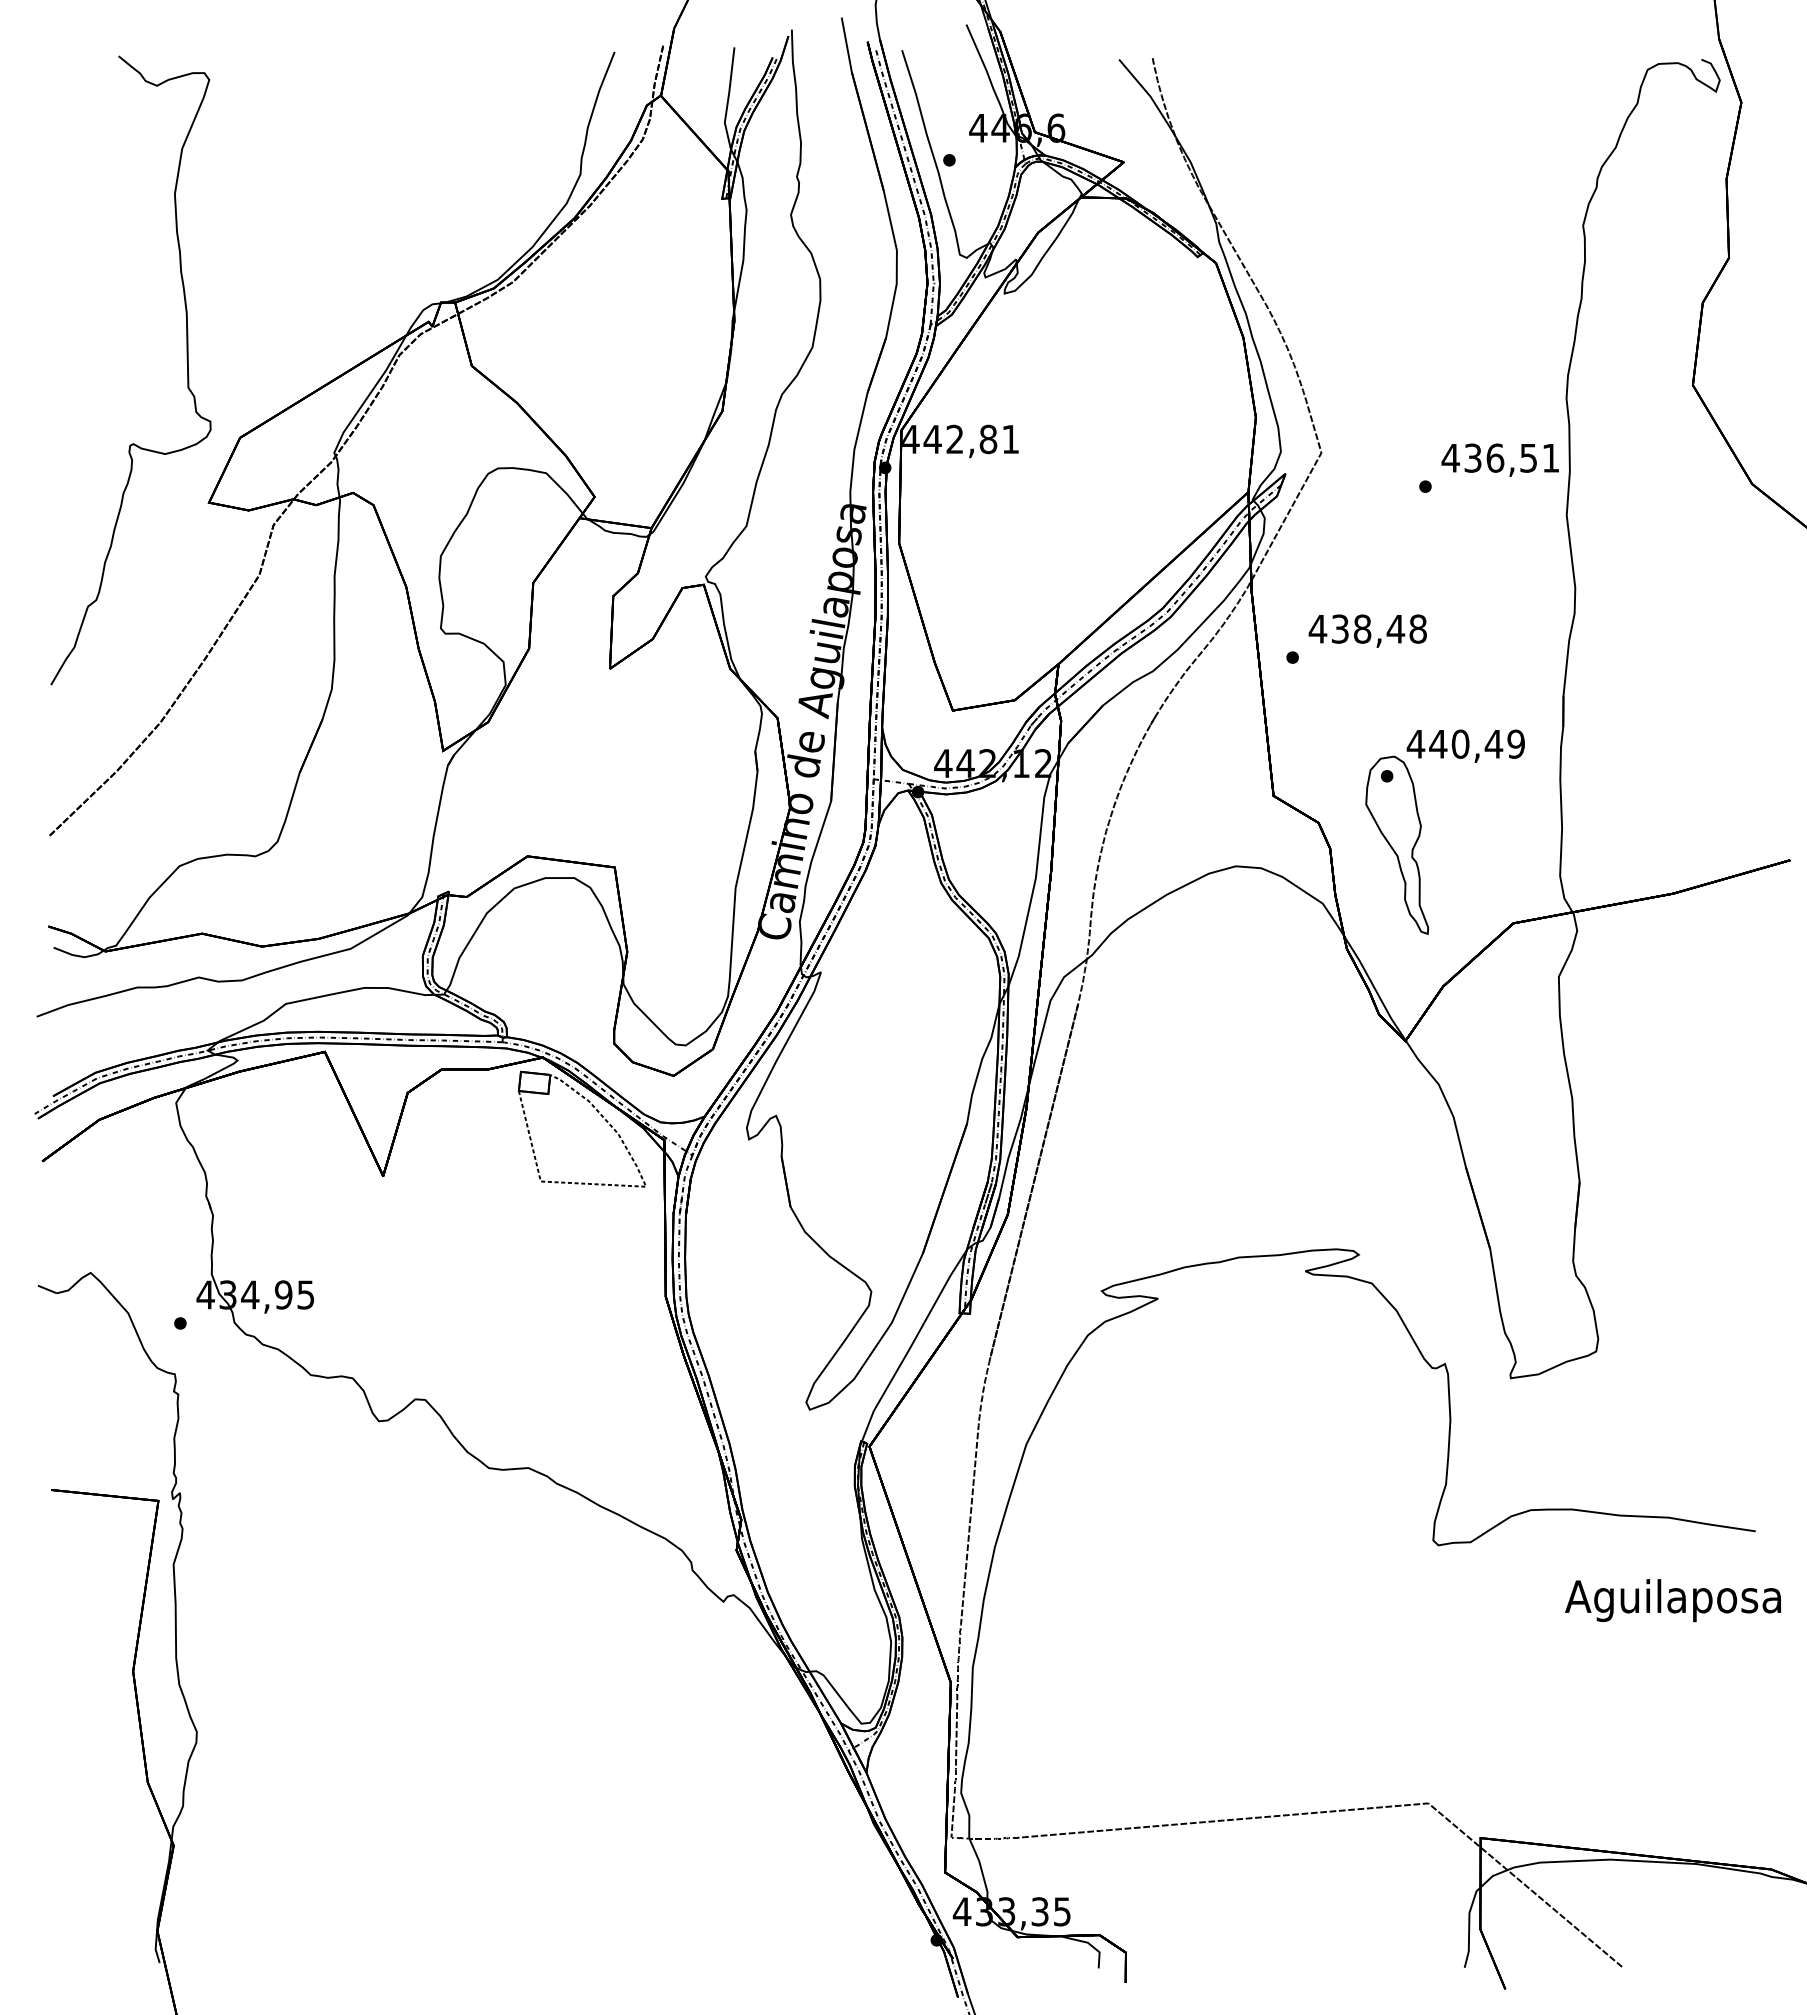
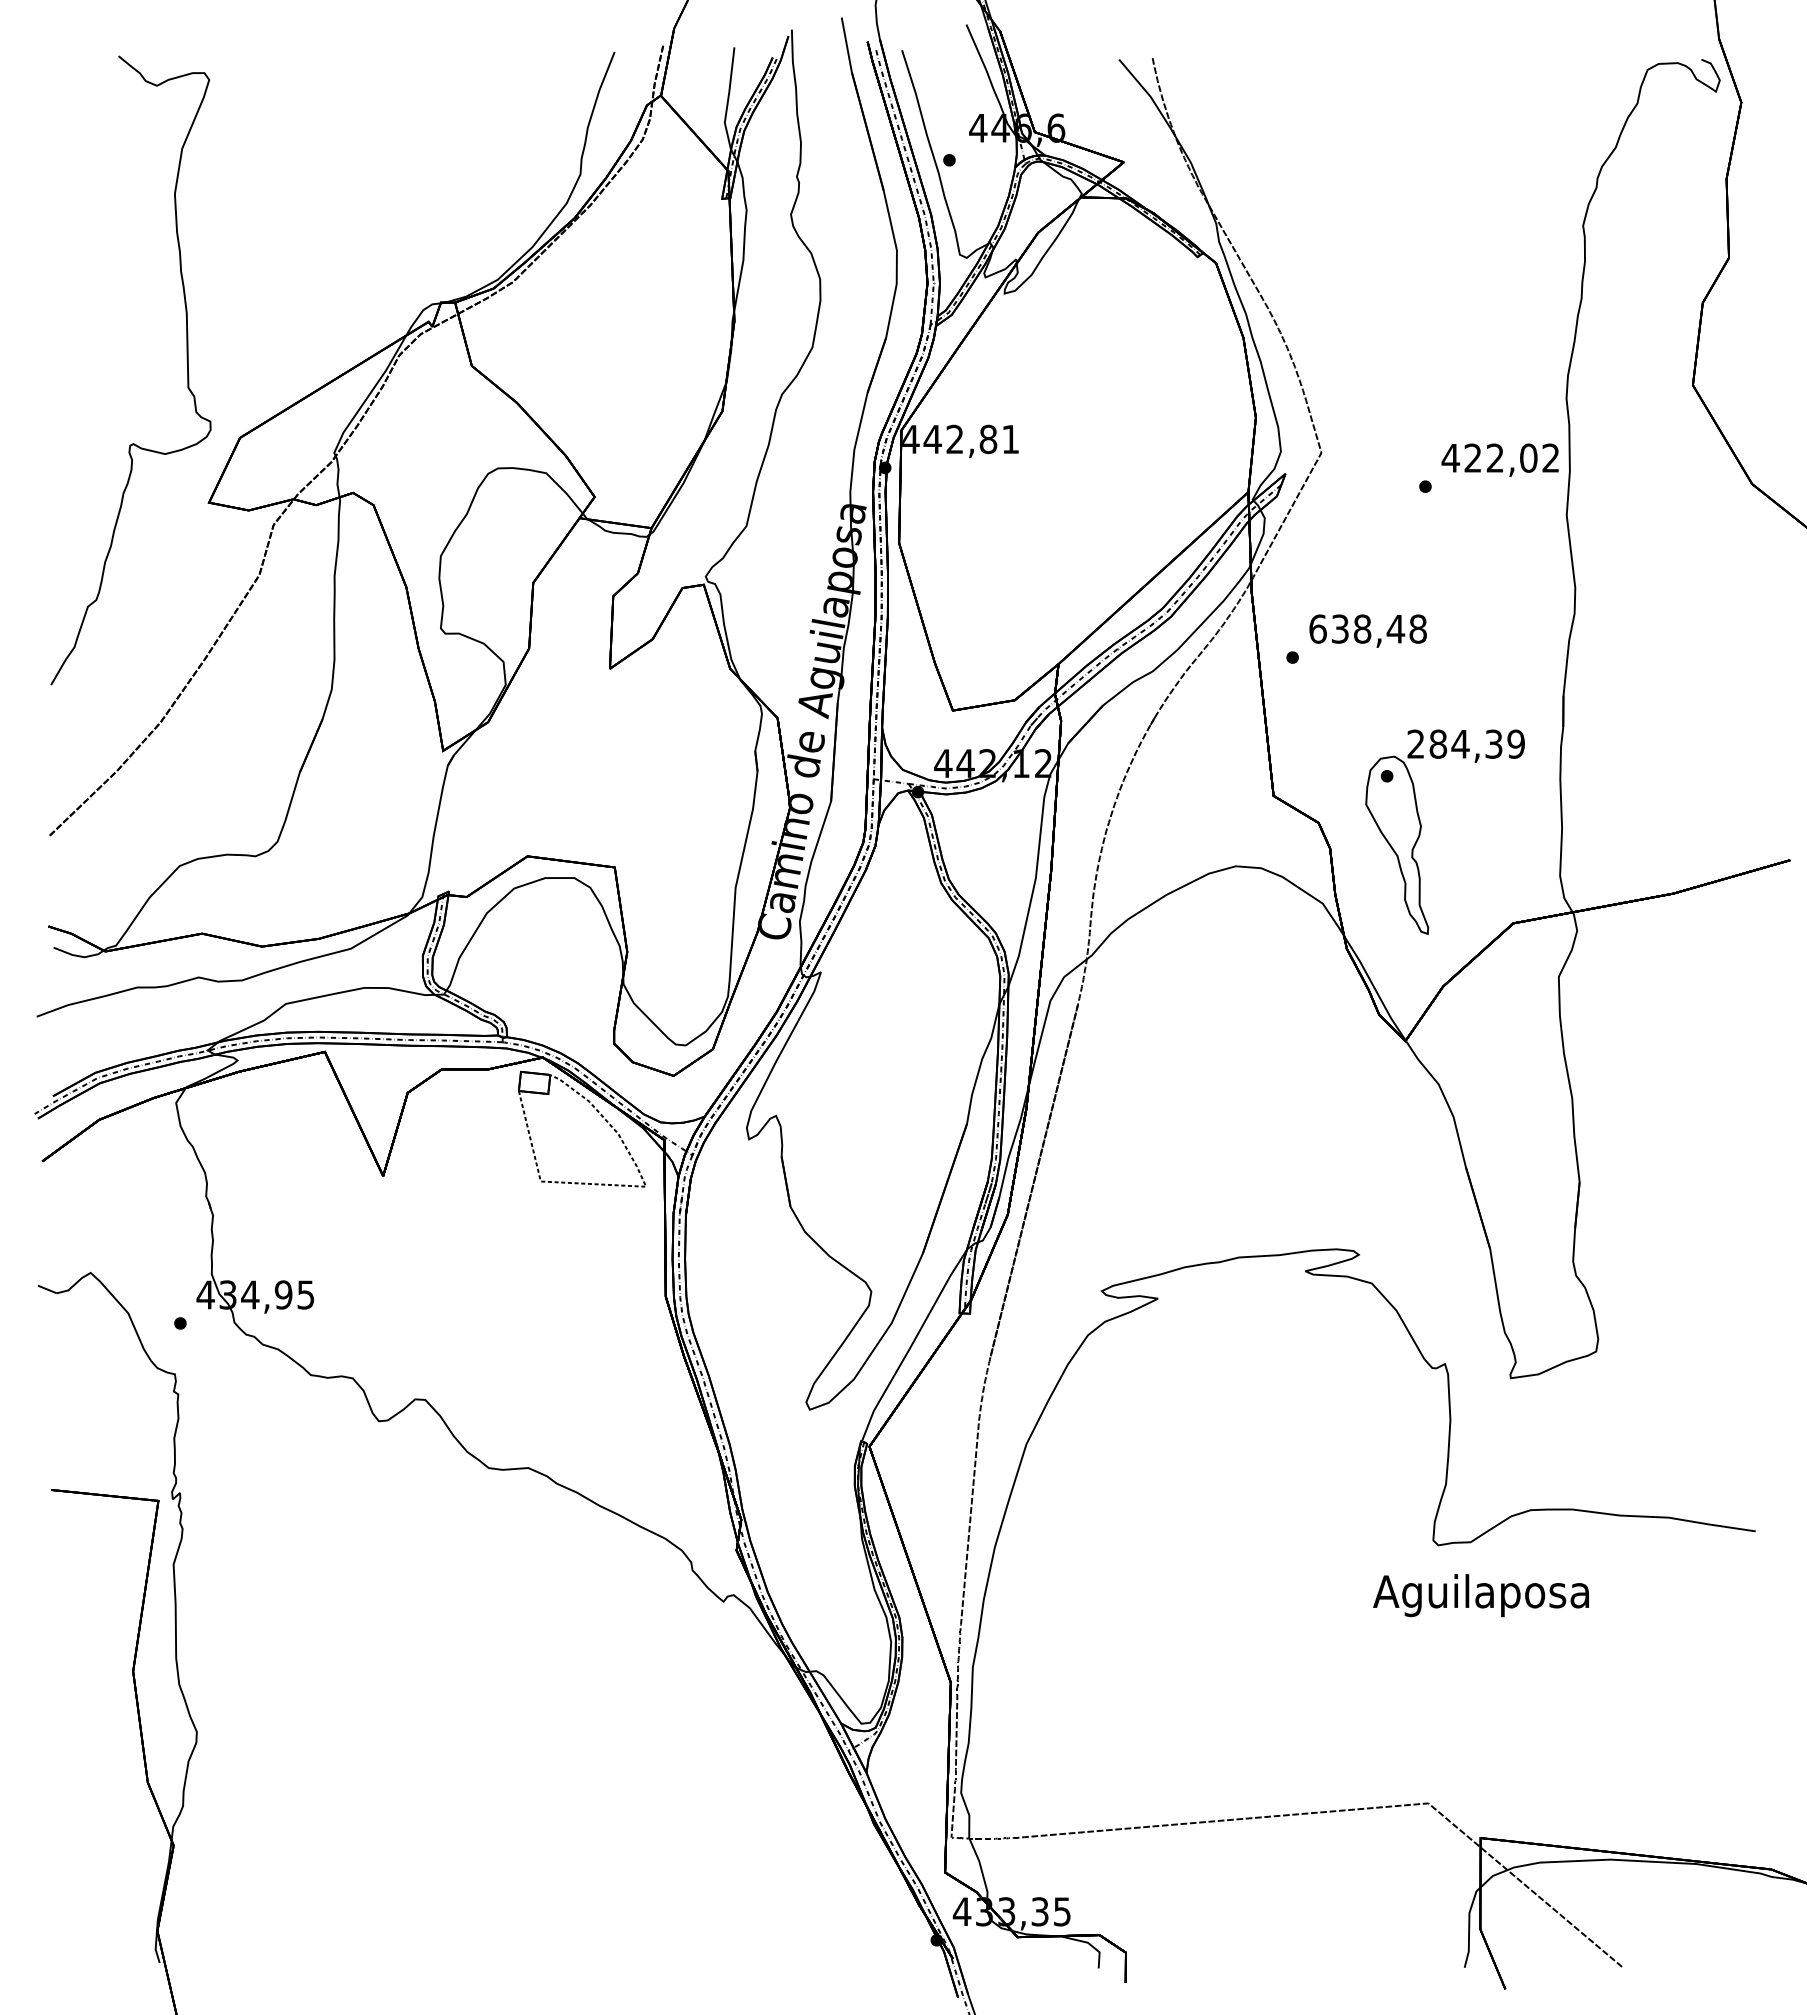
text: 436,51 -> 422,02 (1511, 457)
text: 438,48 -> 638,48 (1317, 628)
text: 440,49 -> 284,39 (1454, 743)
text position: (1672, 1600) -> (1480, 1595) (1480, 1595)
